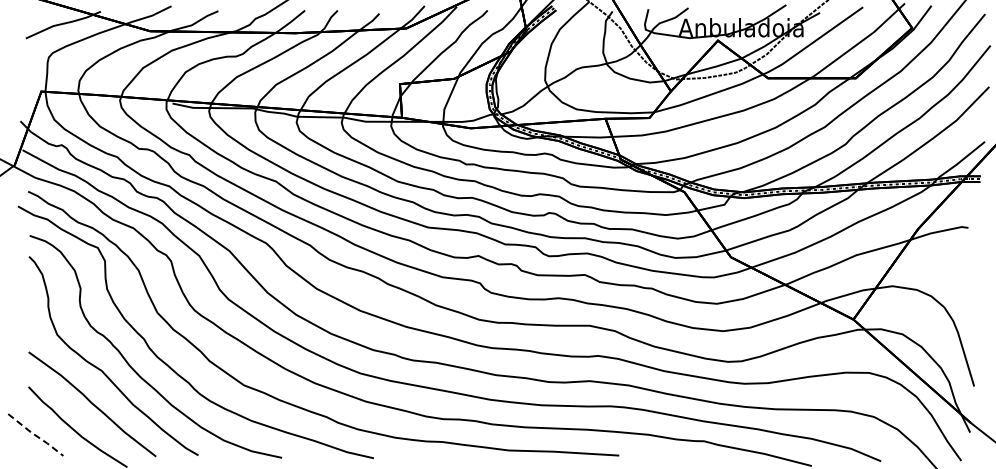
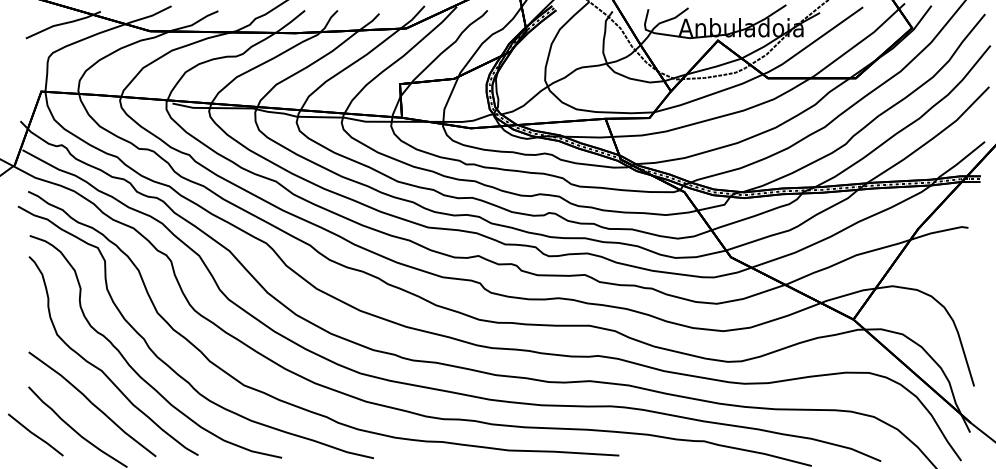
line: dashed -> solid (35, 435)
